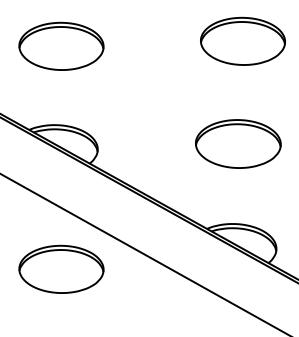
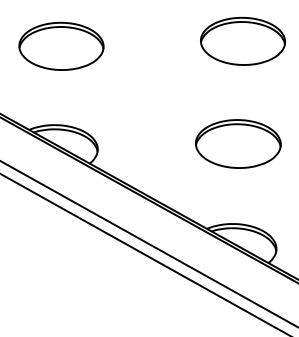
line: none -> present (148, 244)
part: present -> none (61, 268)
